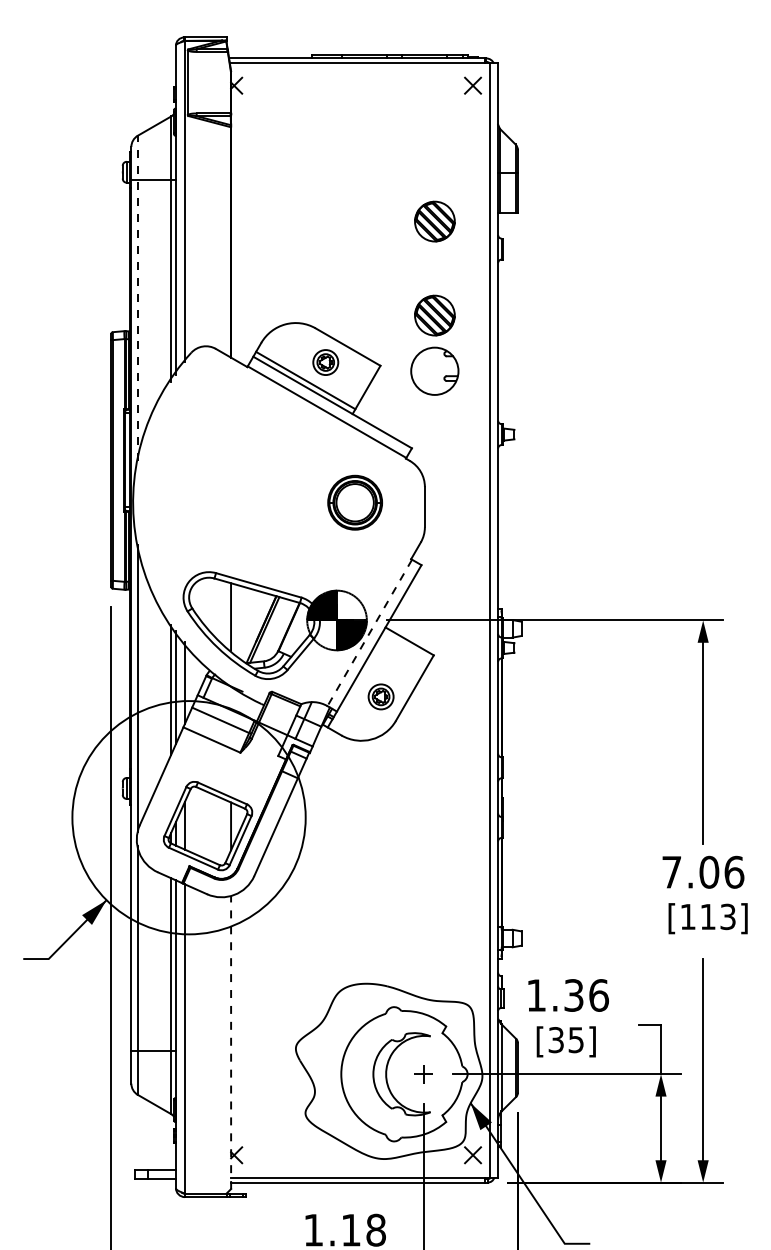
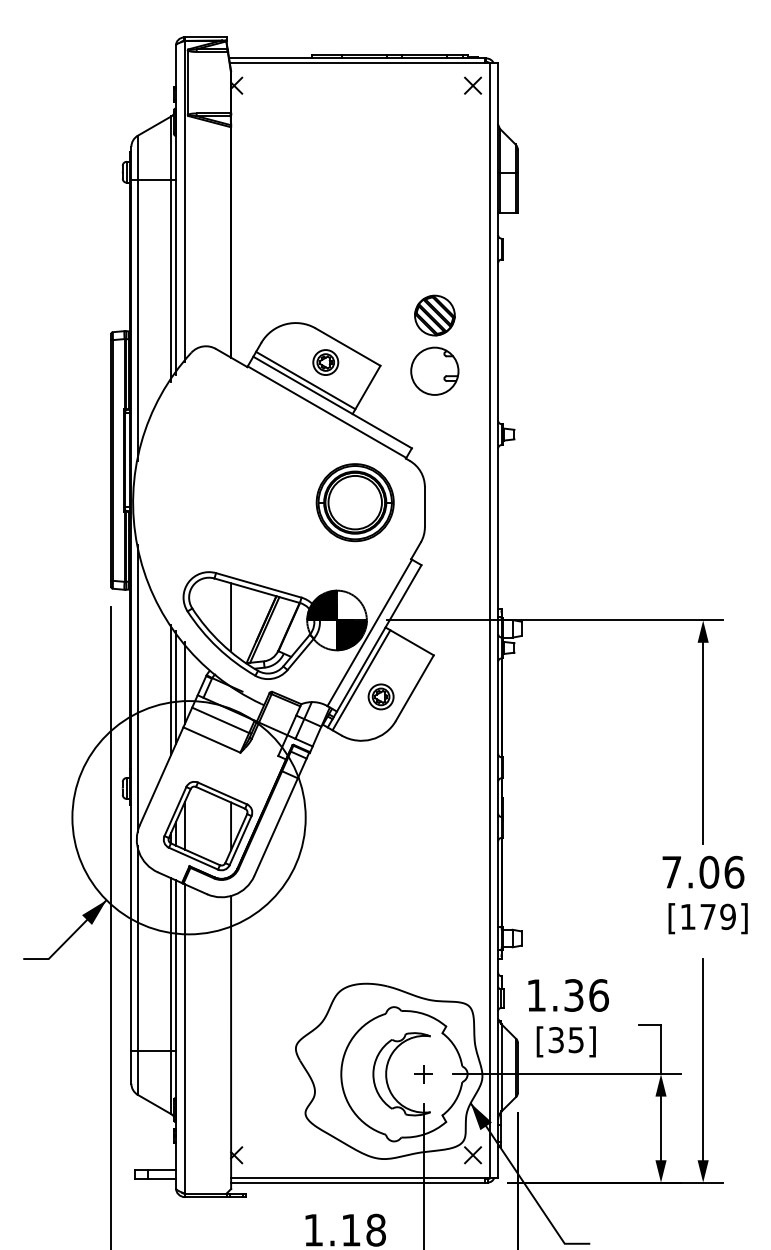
part: present -> none (434, 221)
line: dashed -> solid (137, 298)
part size: 56x57 px -> 80x80 px (354, 502)
line: dashed -> solid (369, 632)
line: none -> present (361, 680)
text: [113] -> [179] (717, 916)
line: dashed -> solid (231, 1042)
